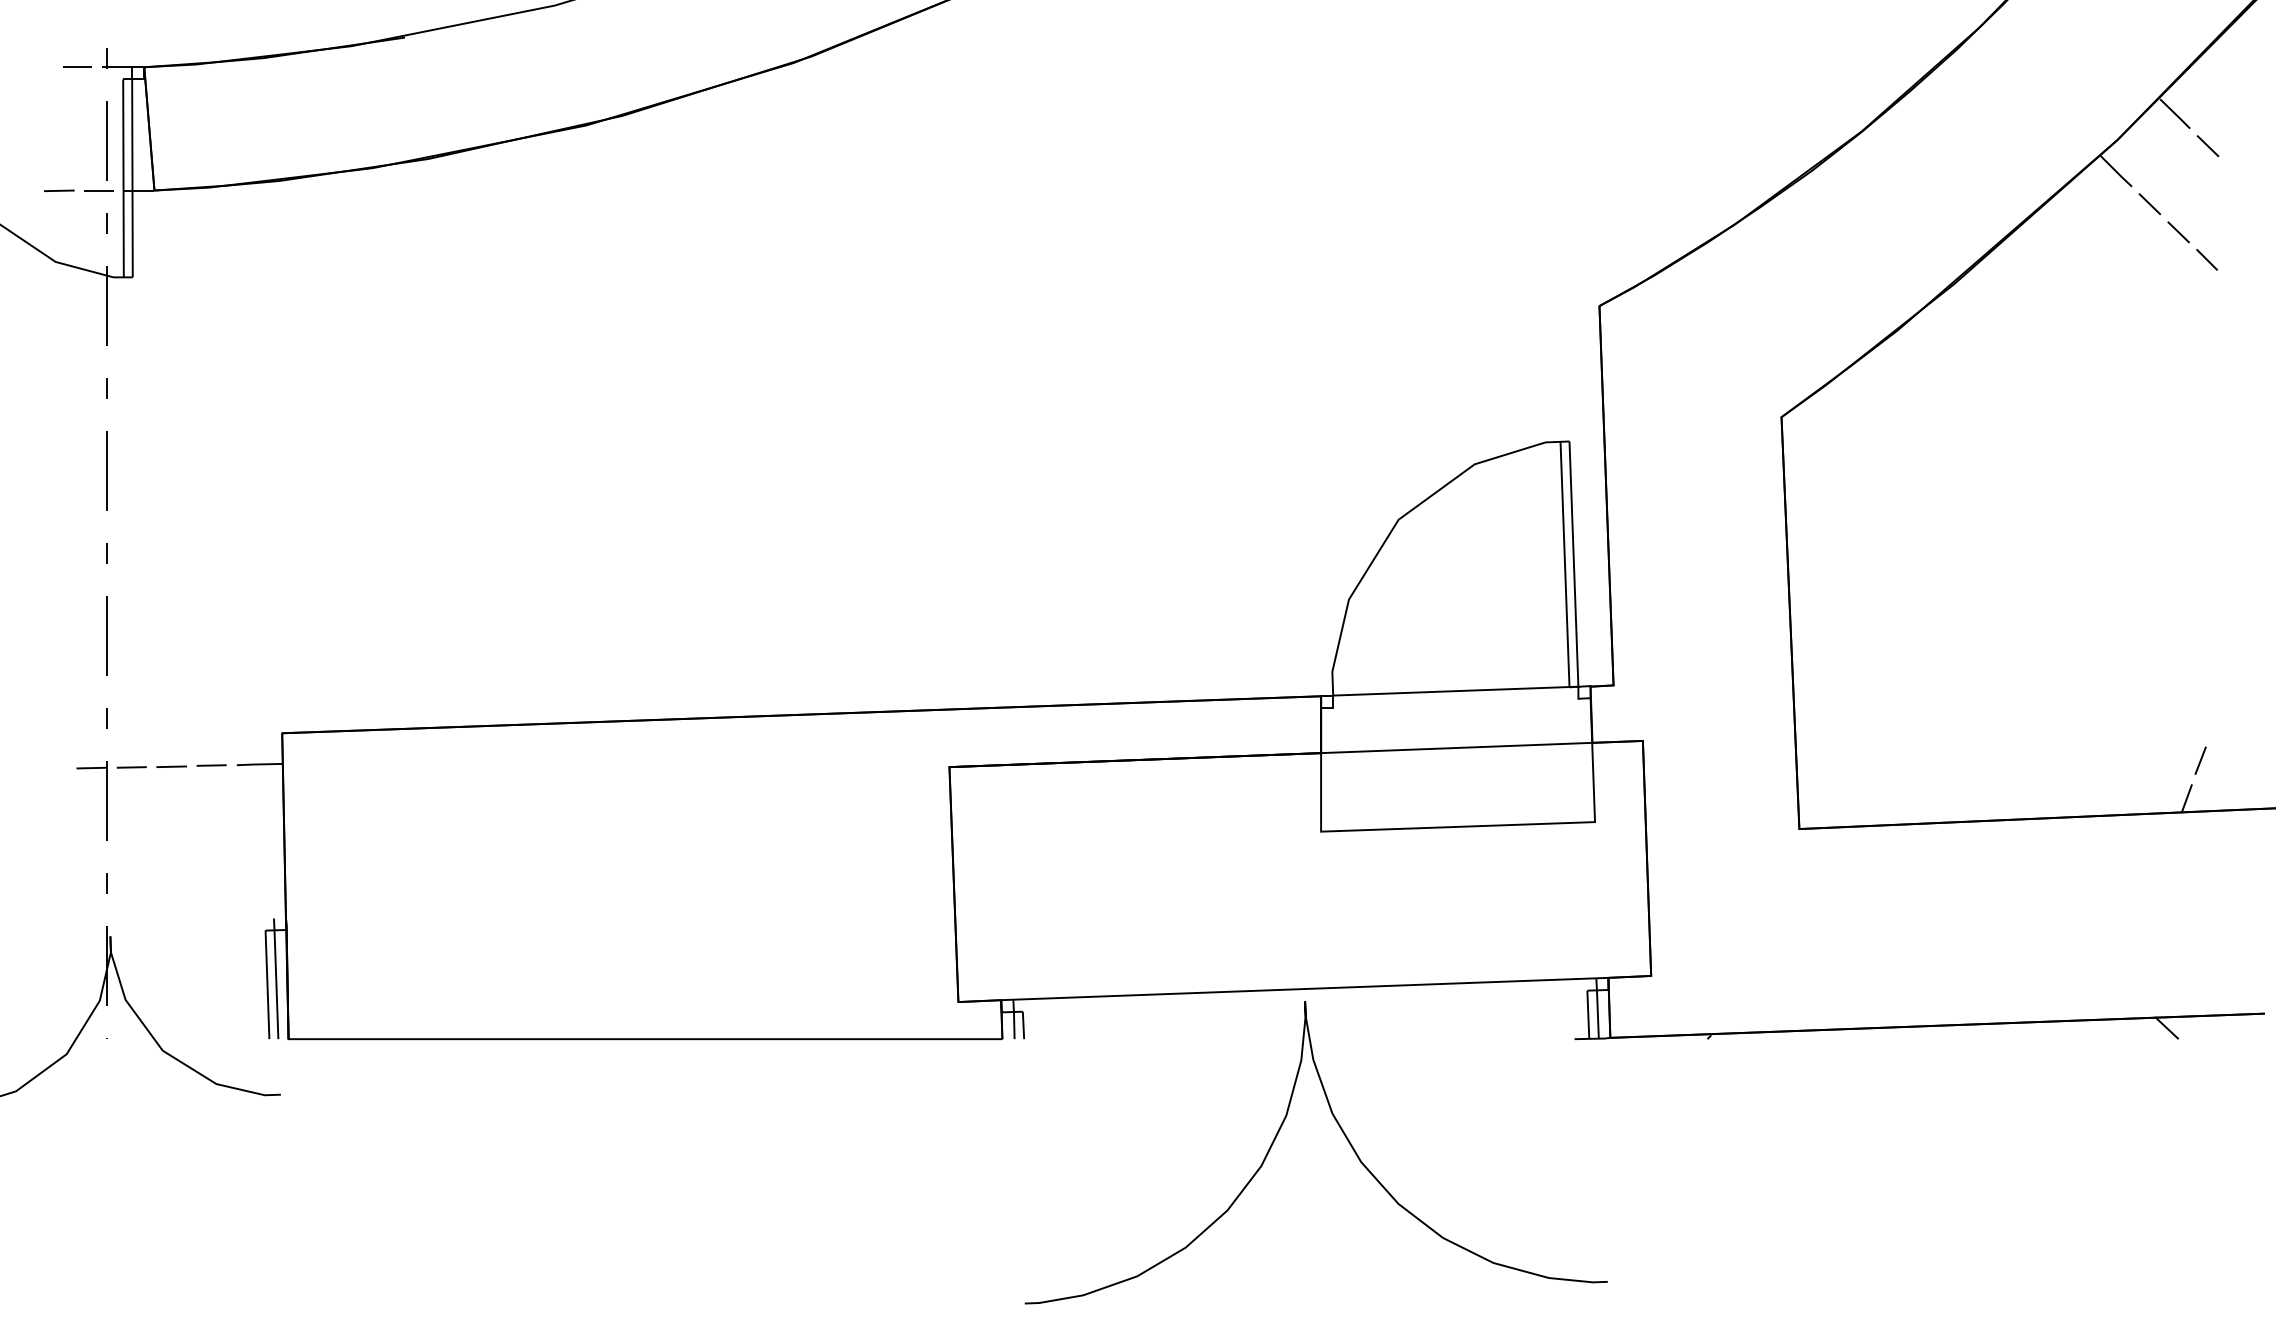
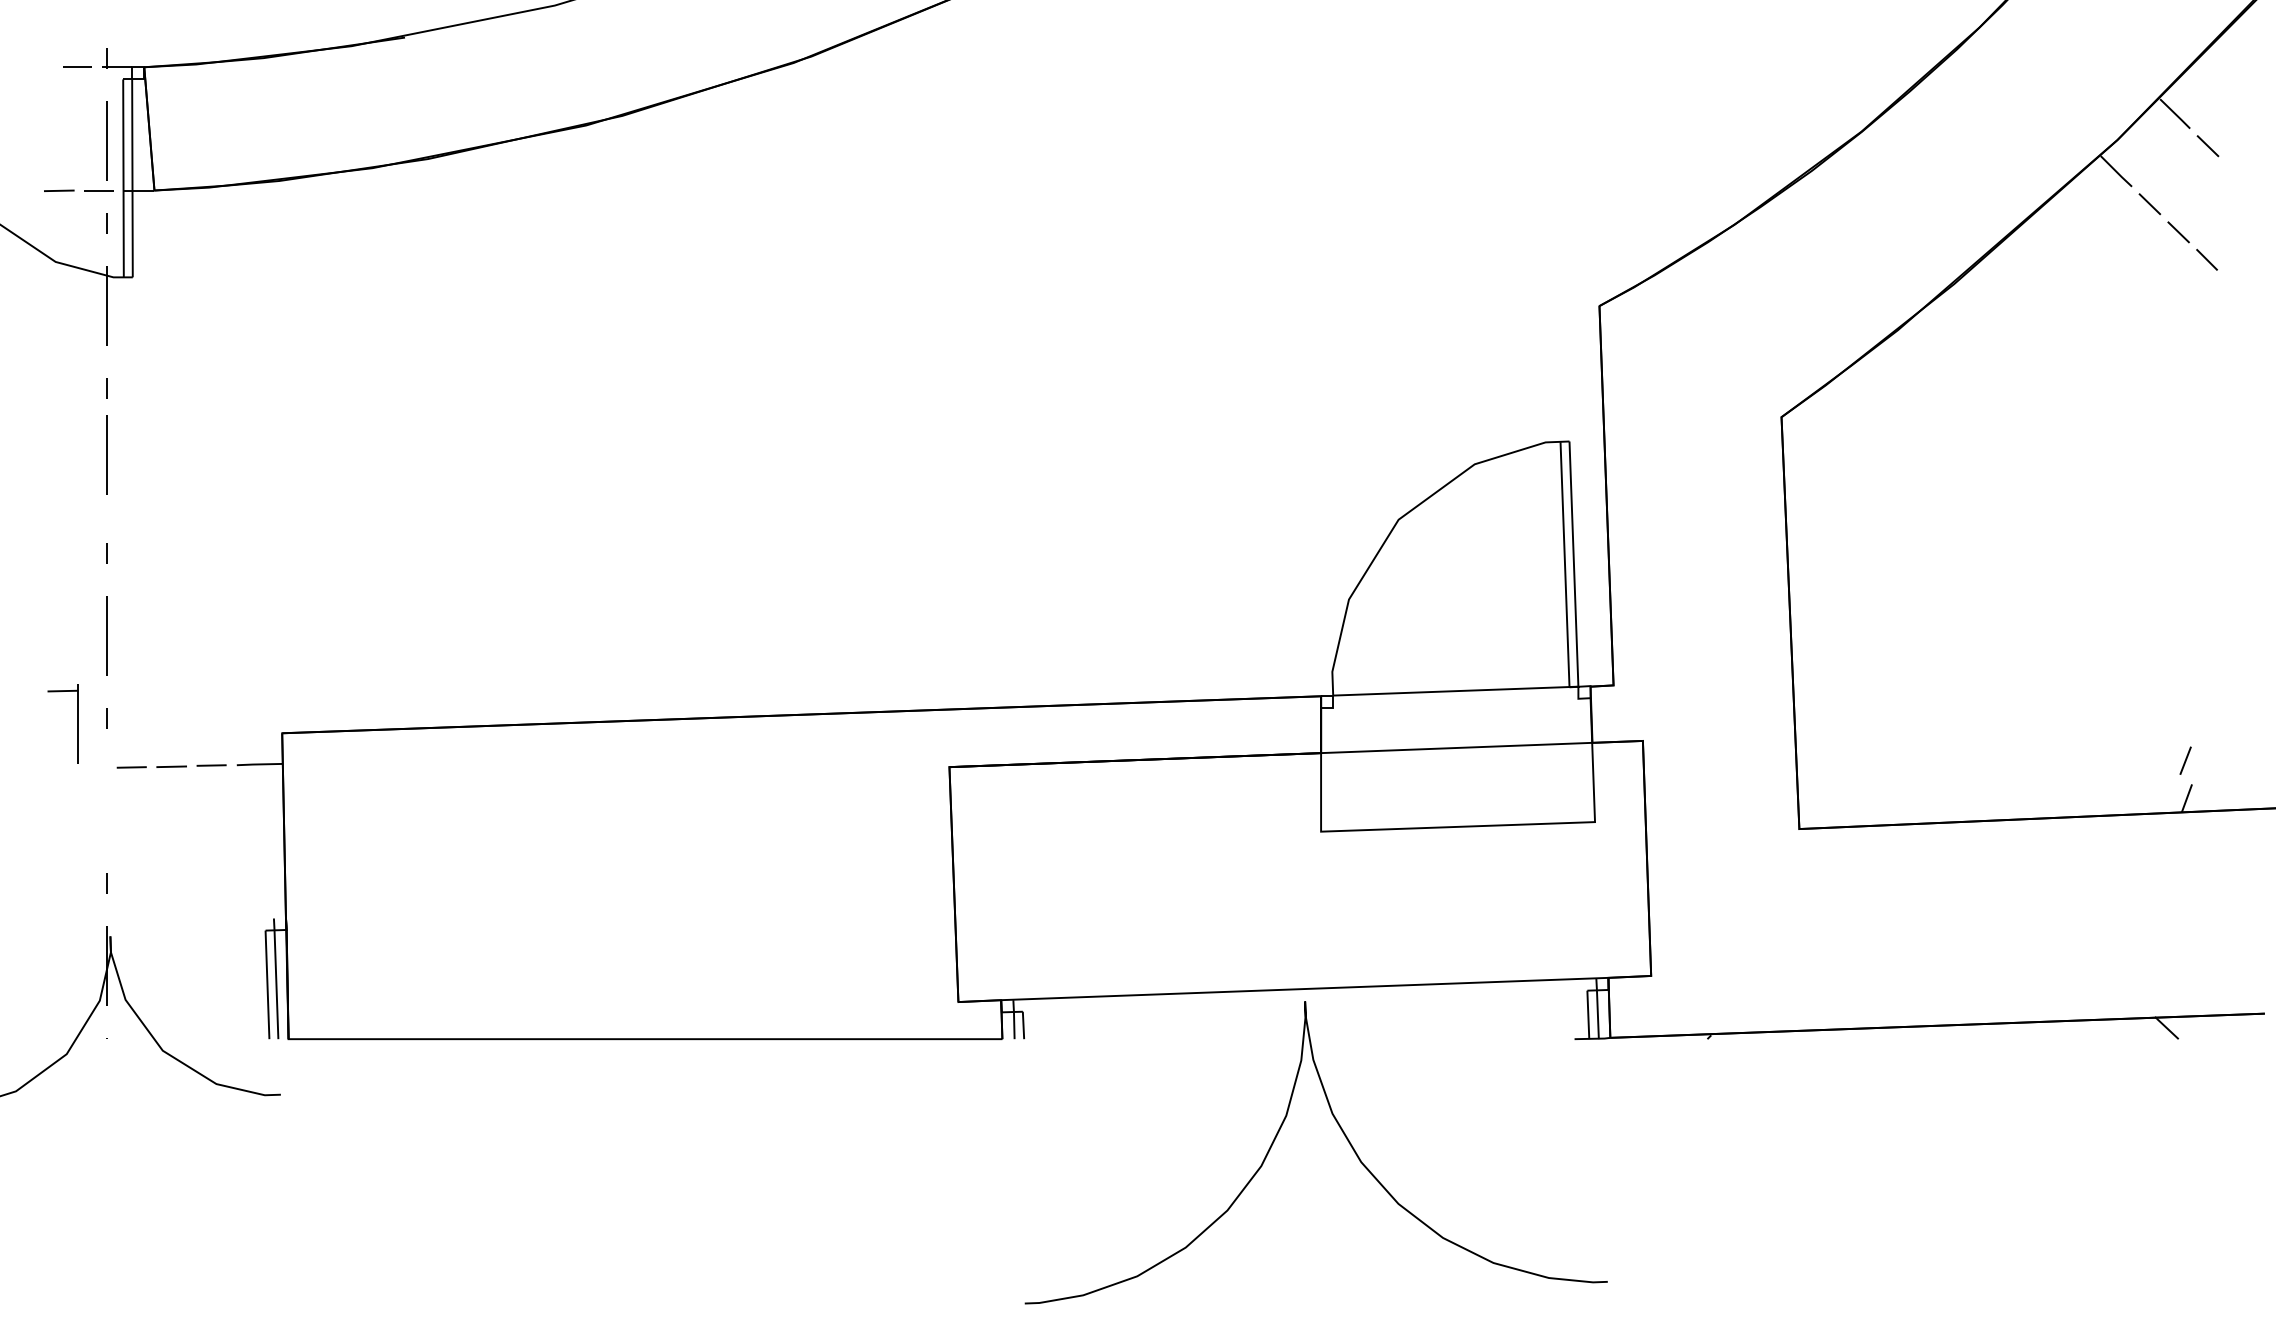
line position: (106, 470) -> (106, 454) (106, 454)
line position: (2200, 760) -> (2185, 760) (2185, 760)
part position: (106, 800) -> (77, 723) (77, 723)
